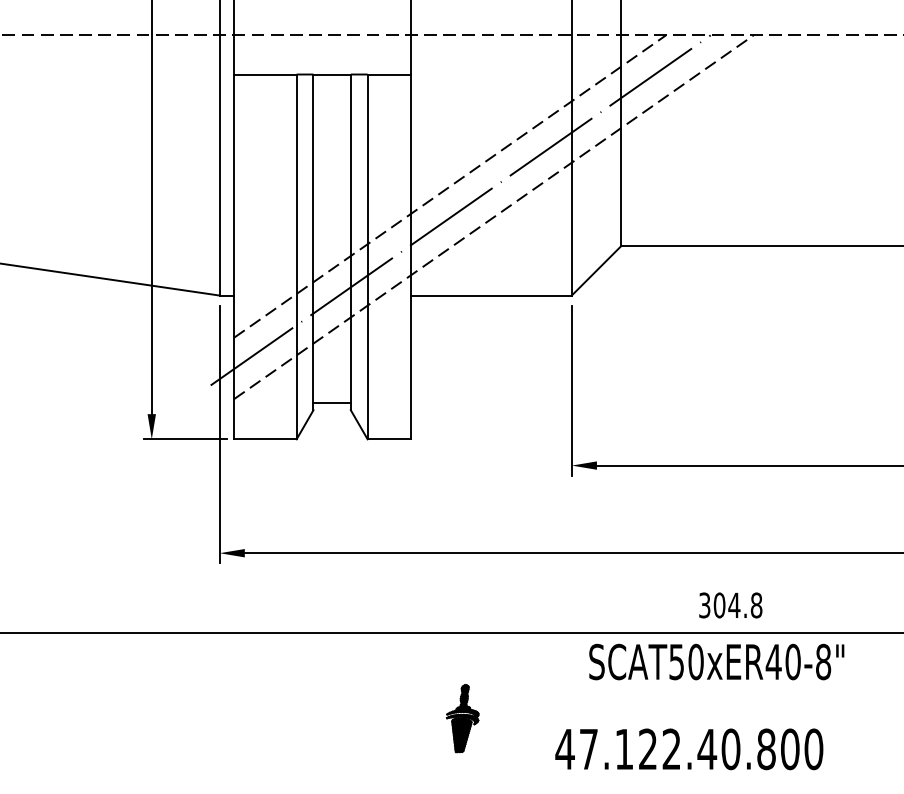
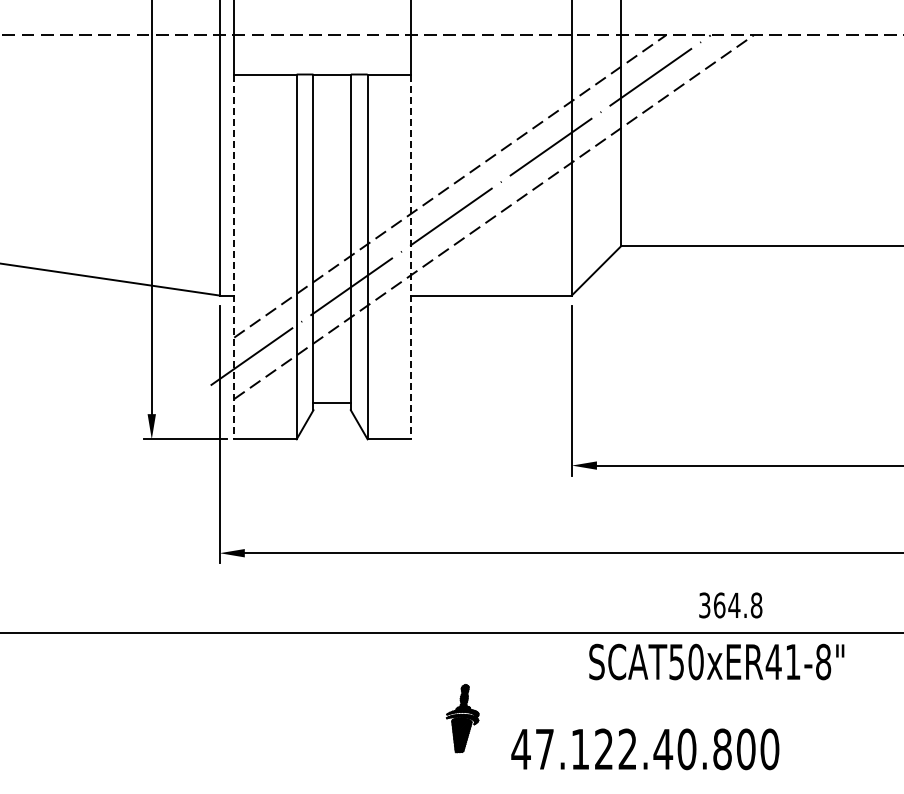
line: solid -> dashed (234, 257)
line: solid -> dashed (411, 257)
text: 304.8 -> 364.8 (719, 605)
text: SCAT50xER40-8" -> SCAT50xER41-8" (792, 661)
text position: (689, 749) -> (645, 749) (645, 749)
